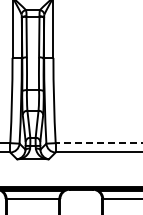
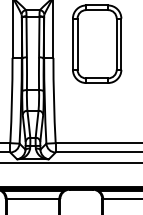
part: none -> present (97, 43)
line: dashed -> solid (98, 143)
line: none -> present (70, 163)
